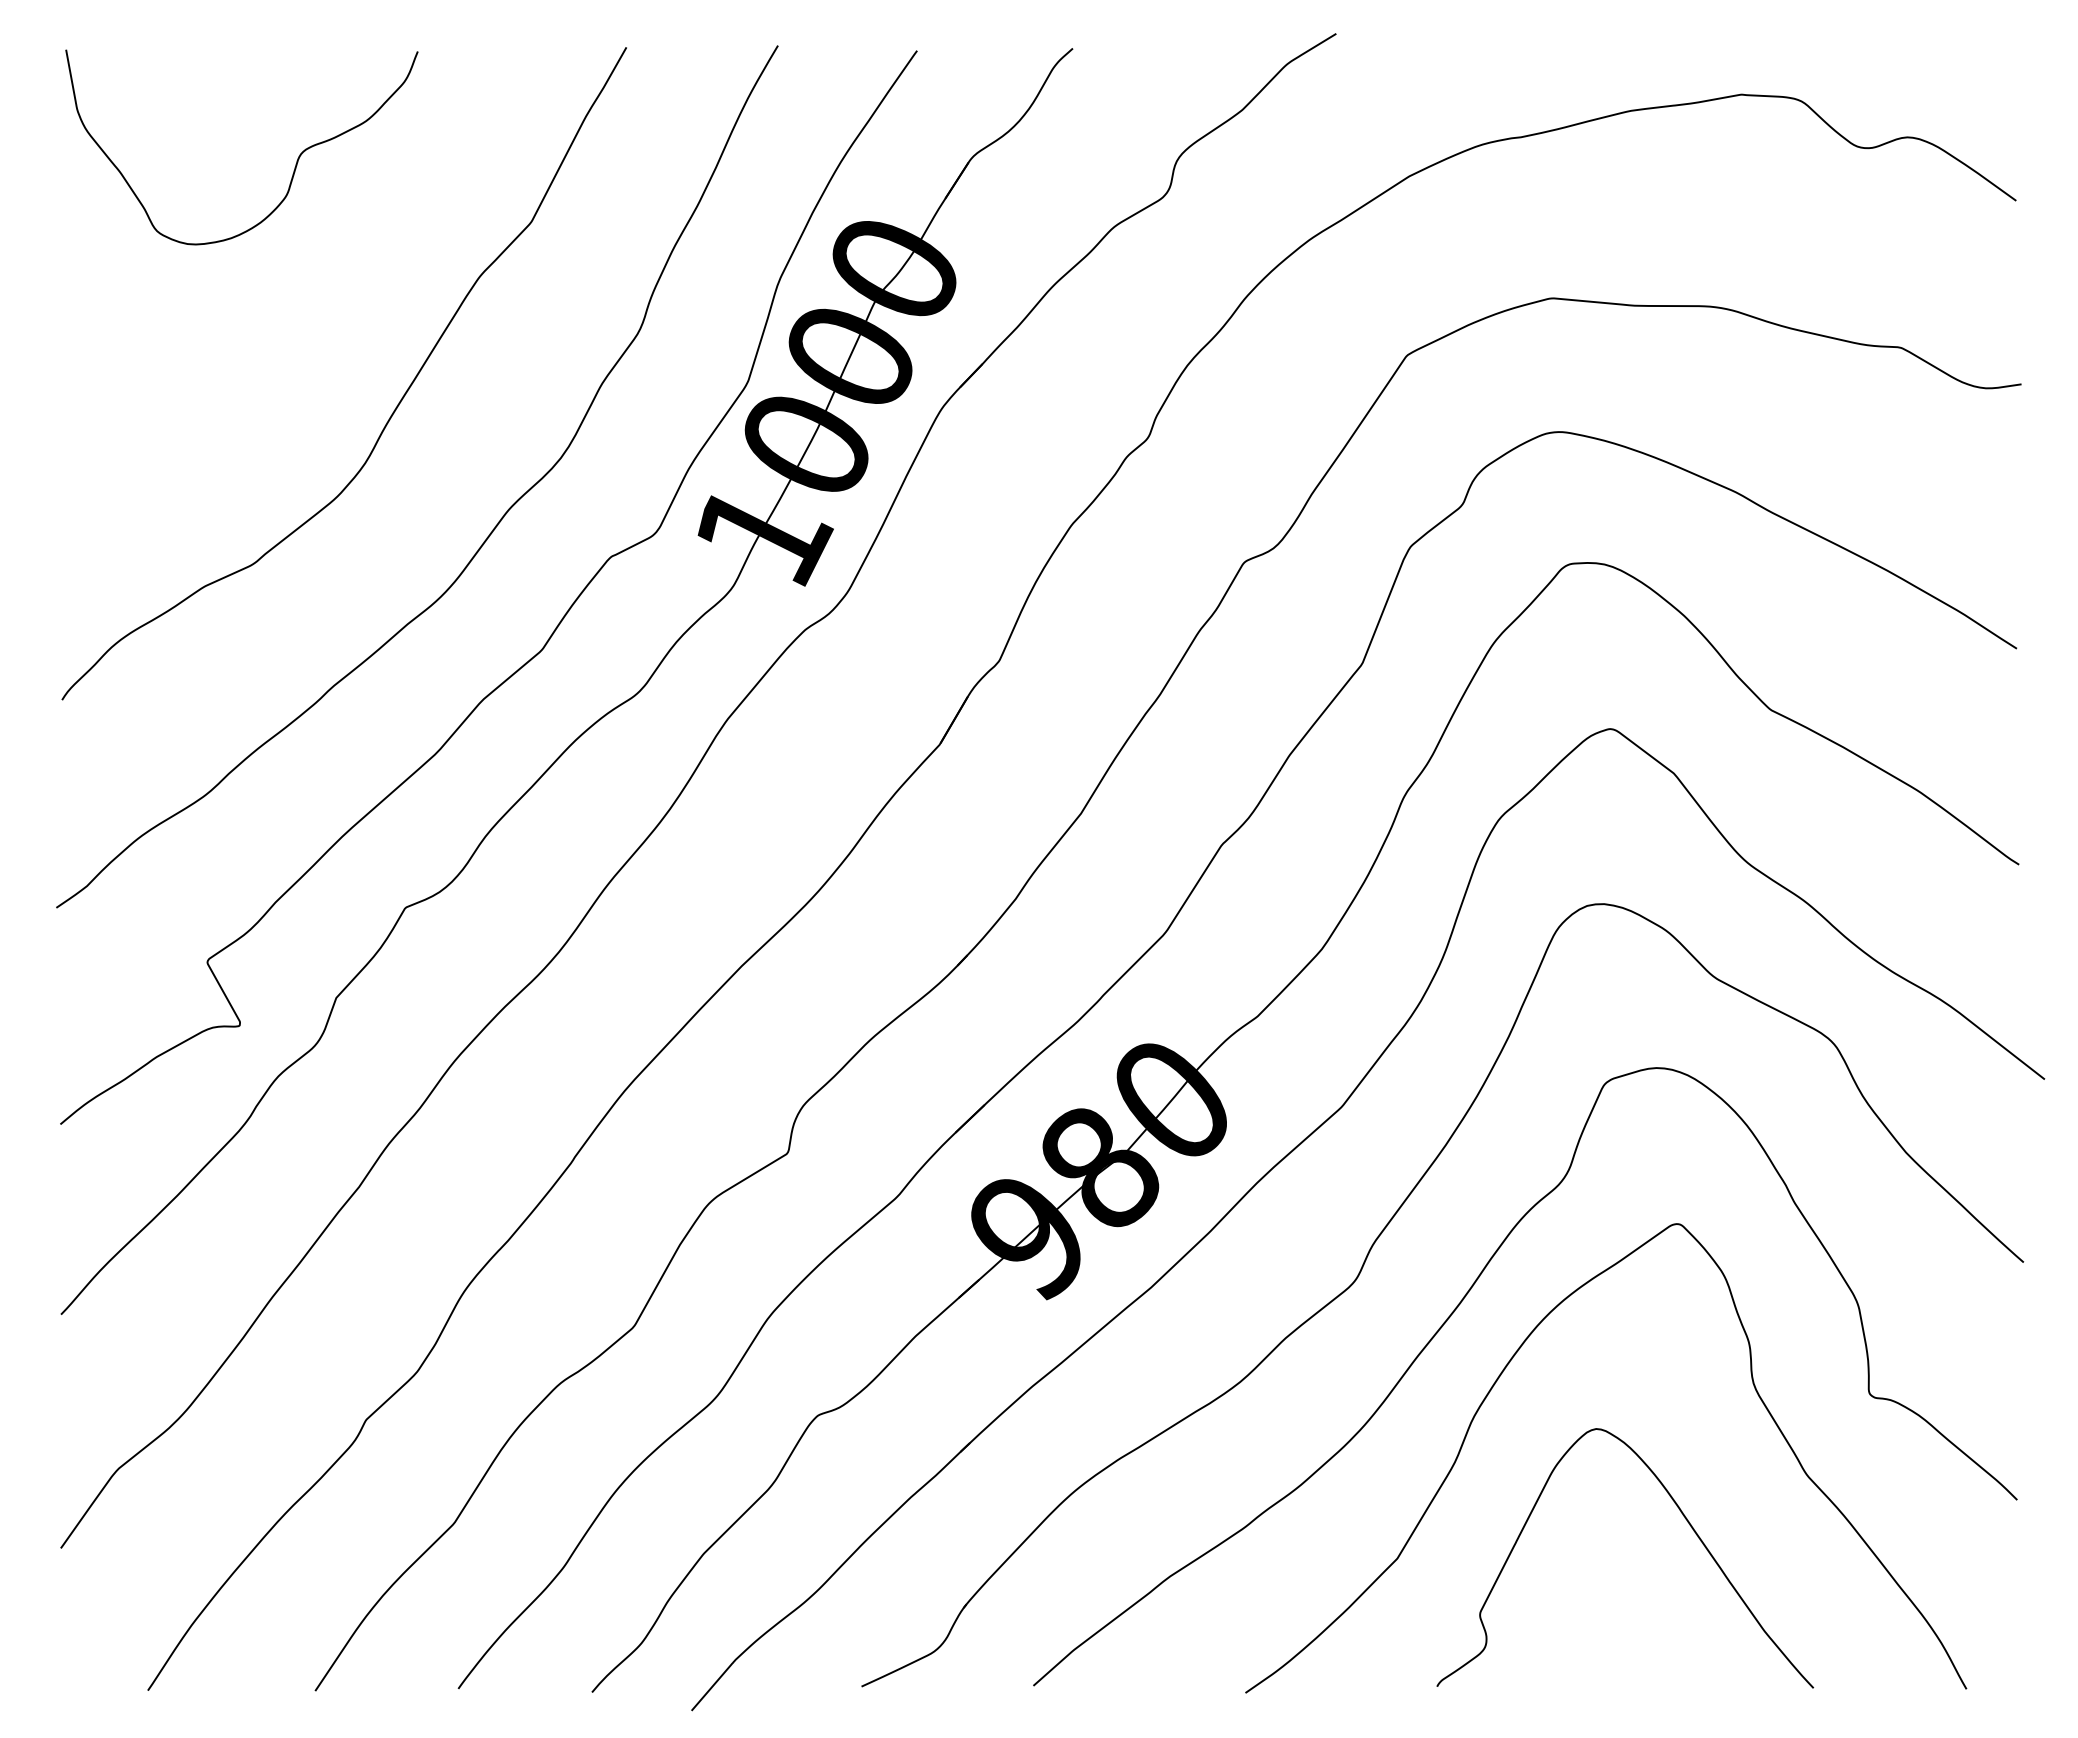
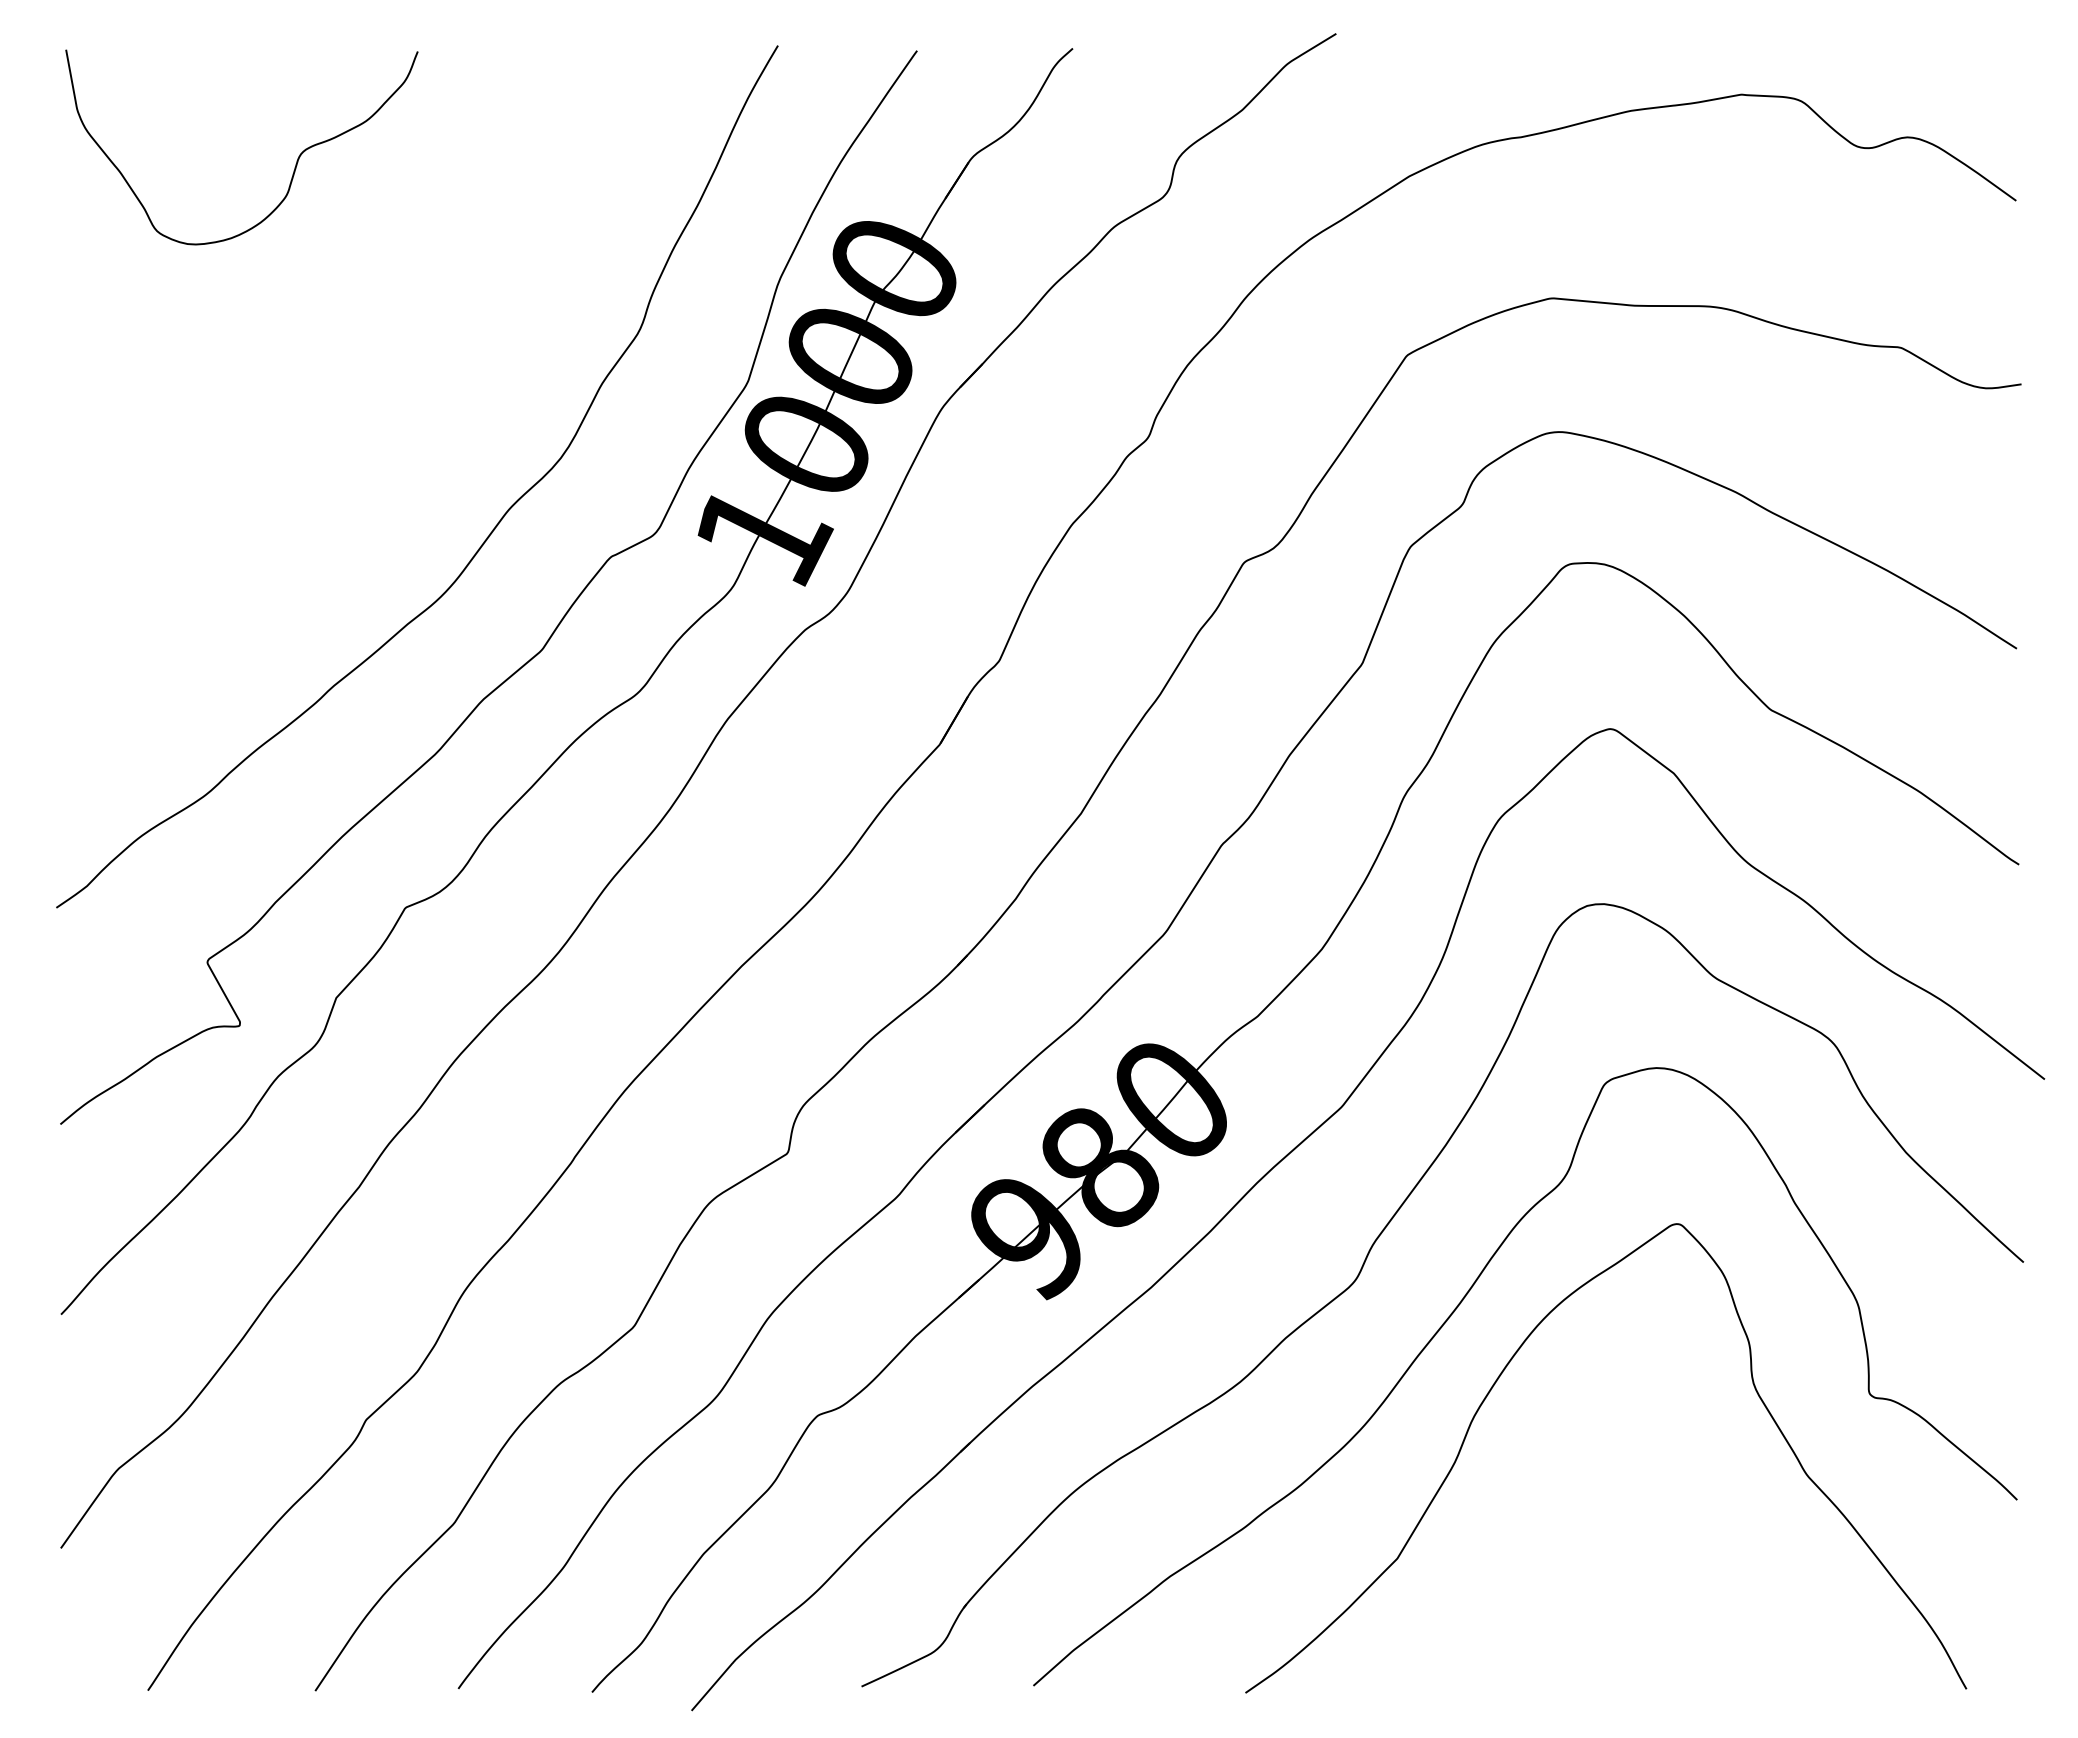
curve: present -> none (395, 407)
curve: present -> none (1682, 1515)
